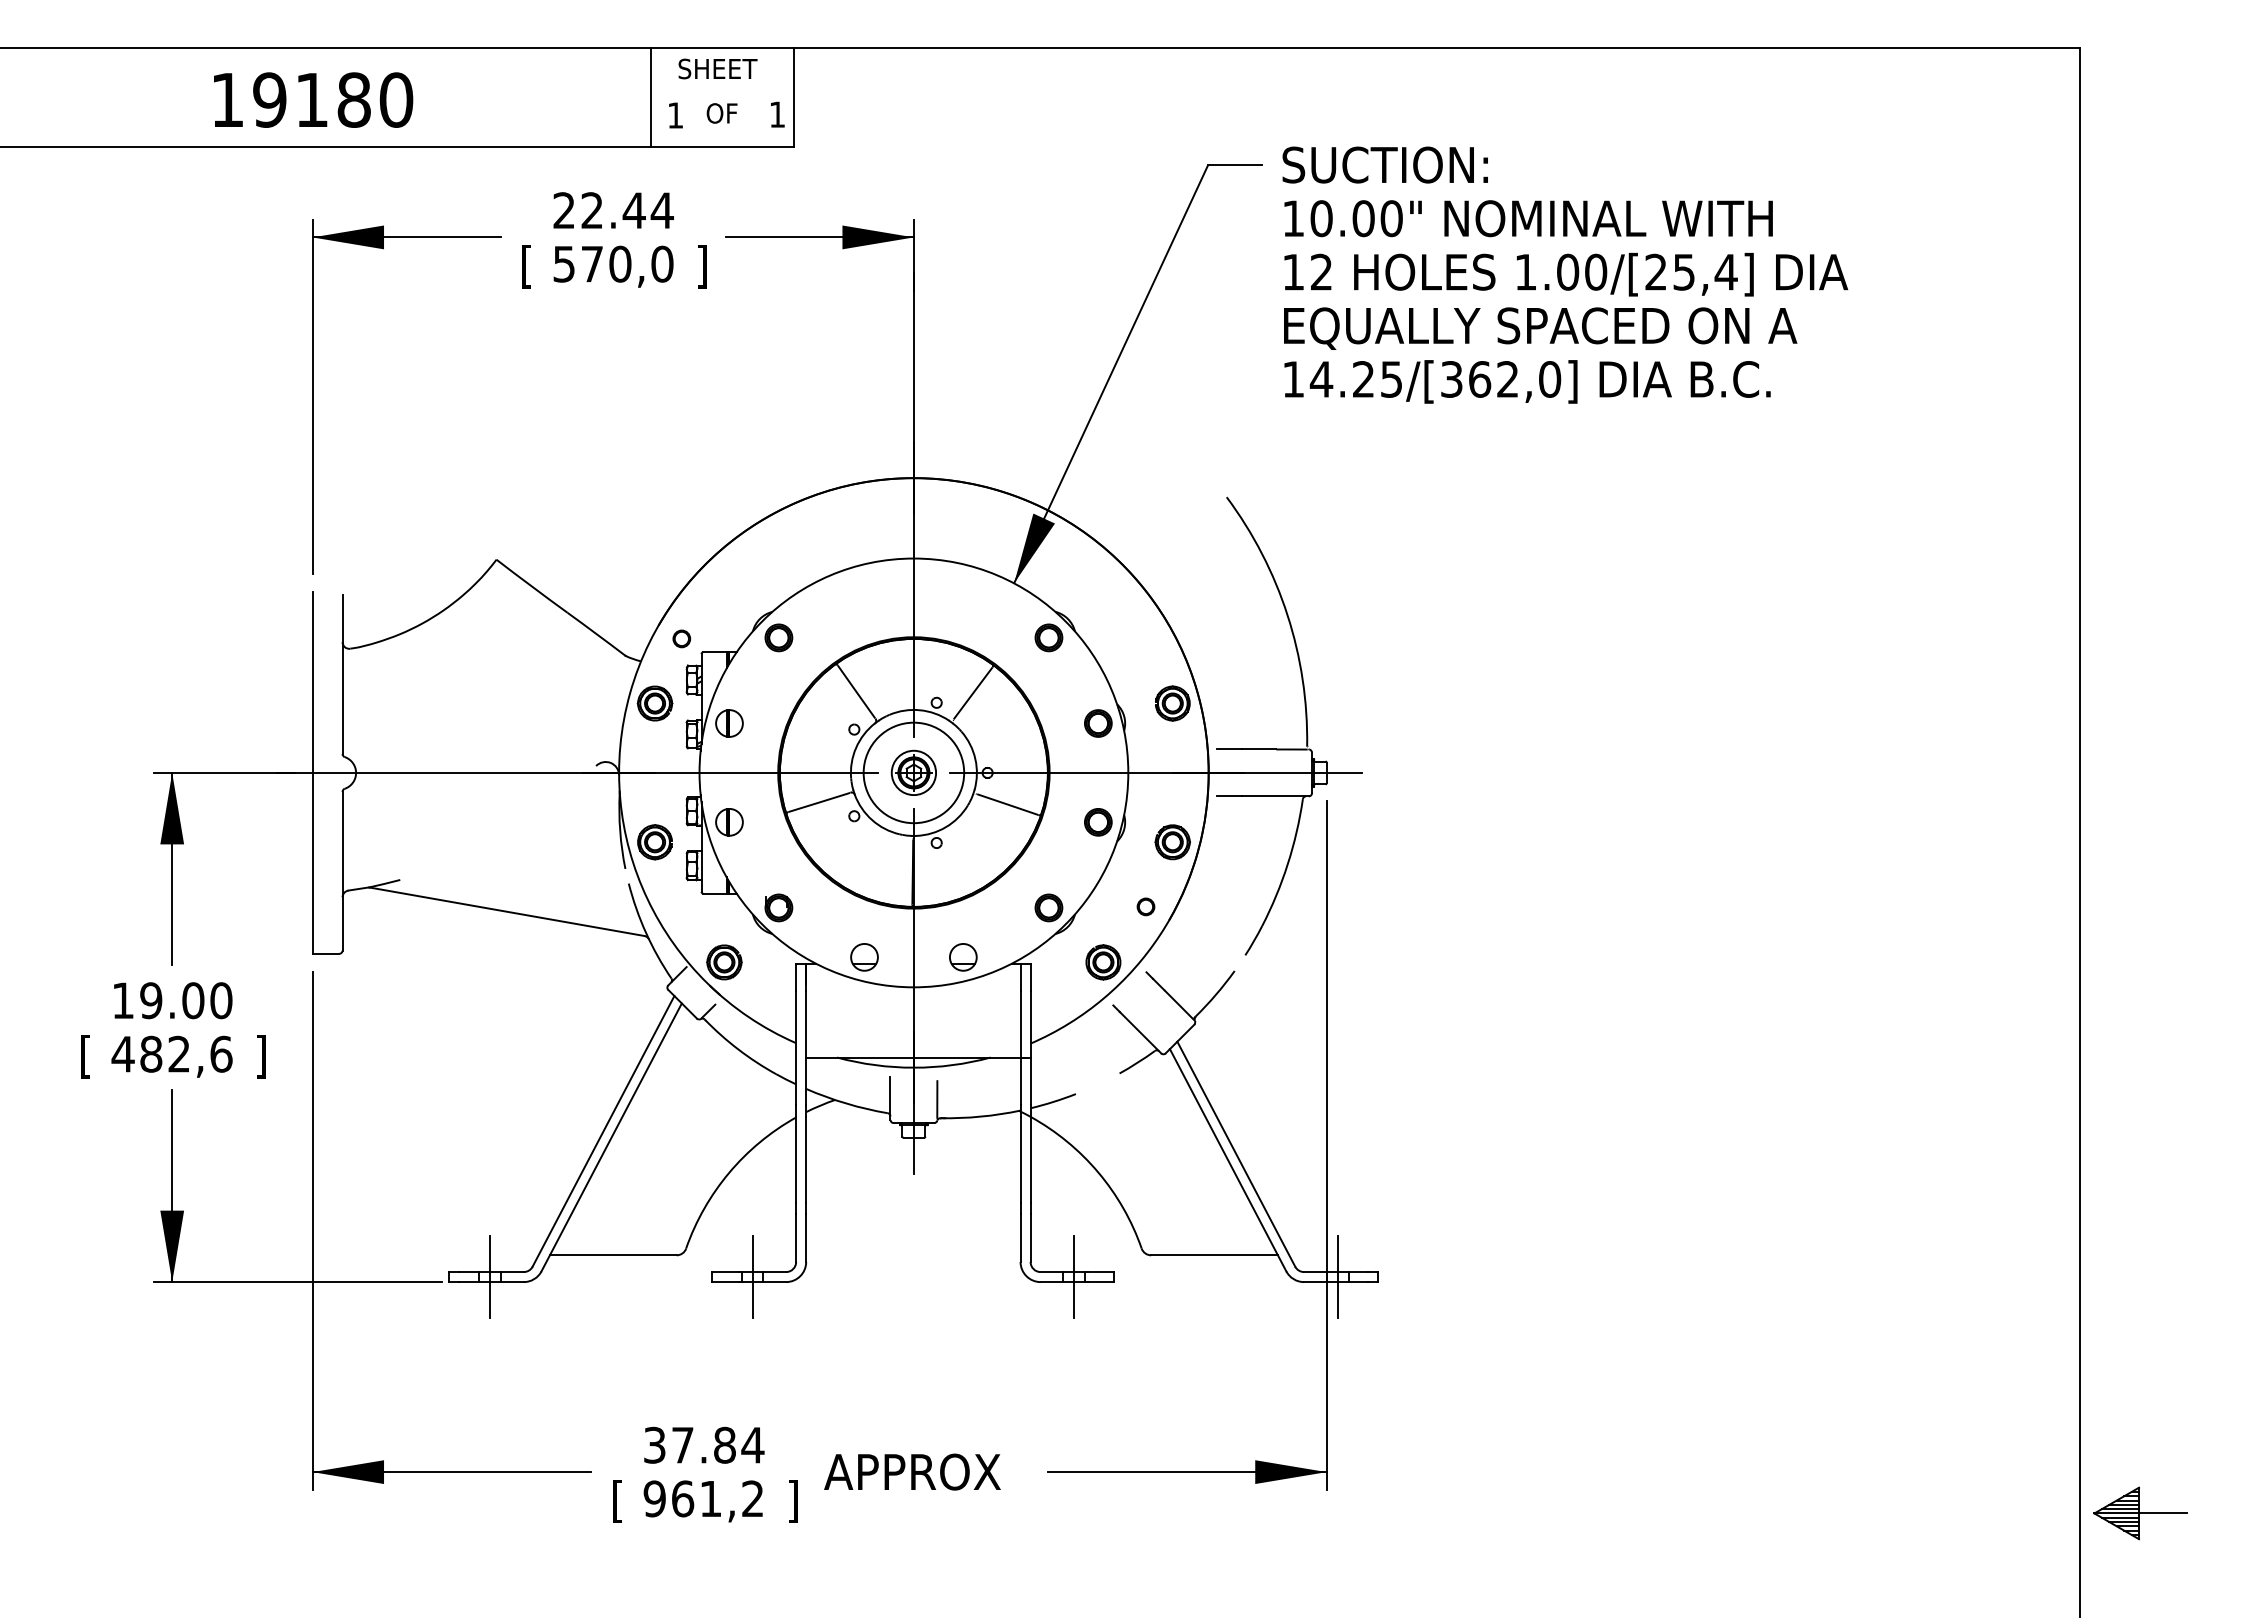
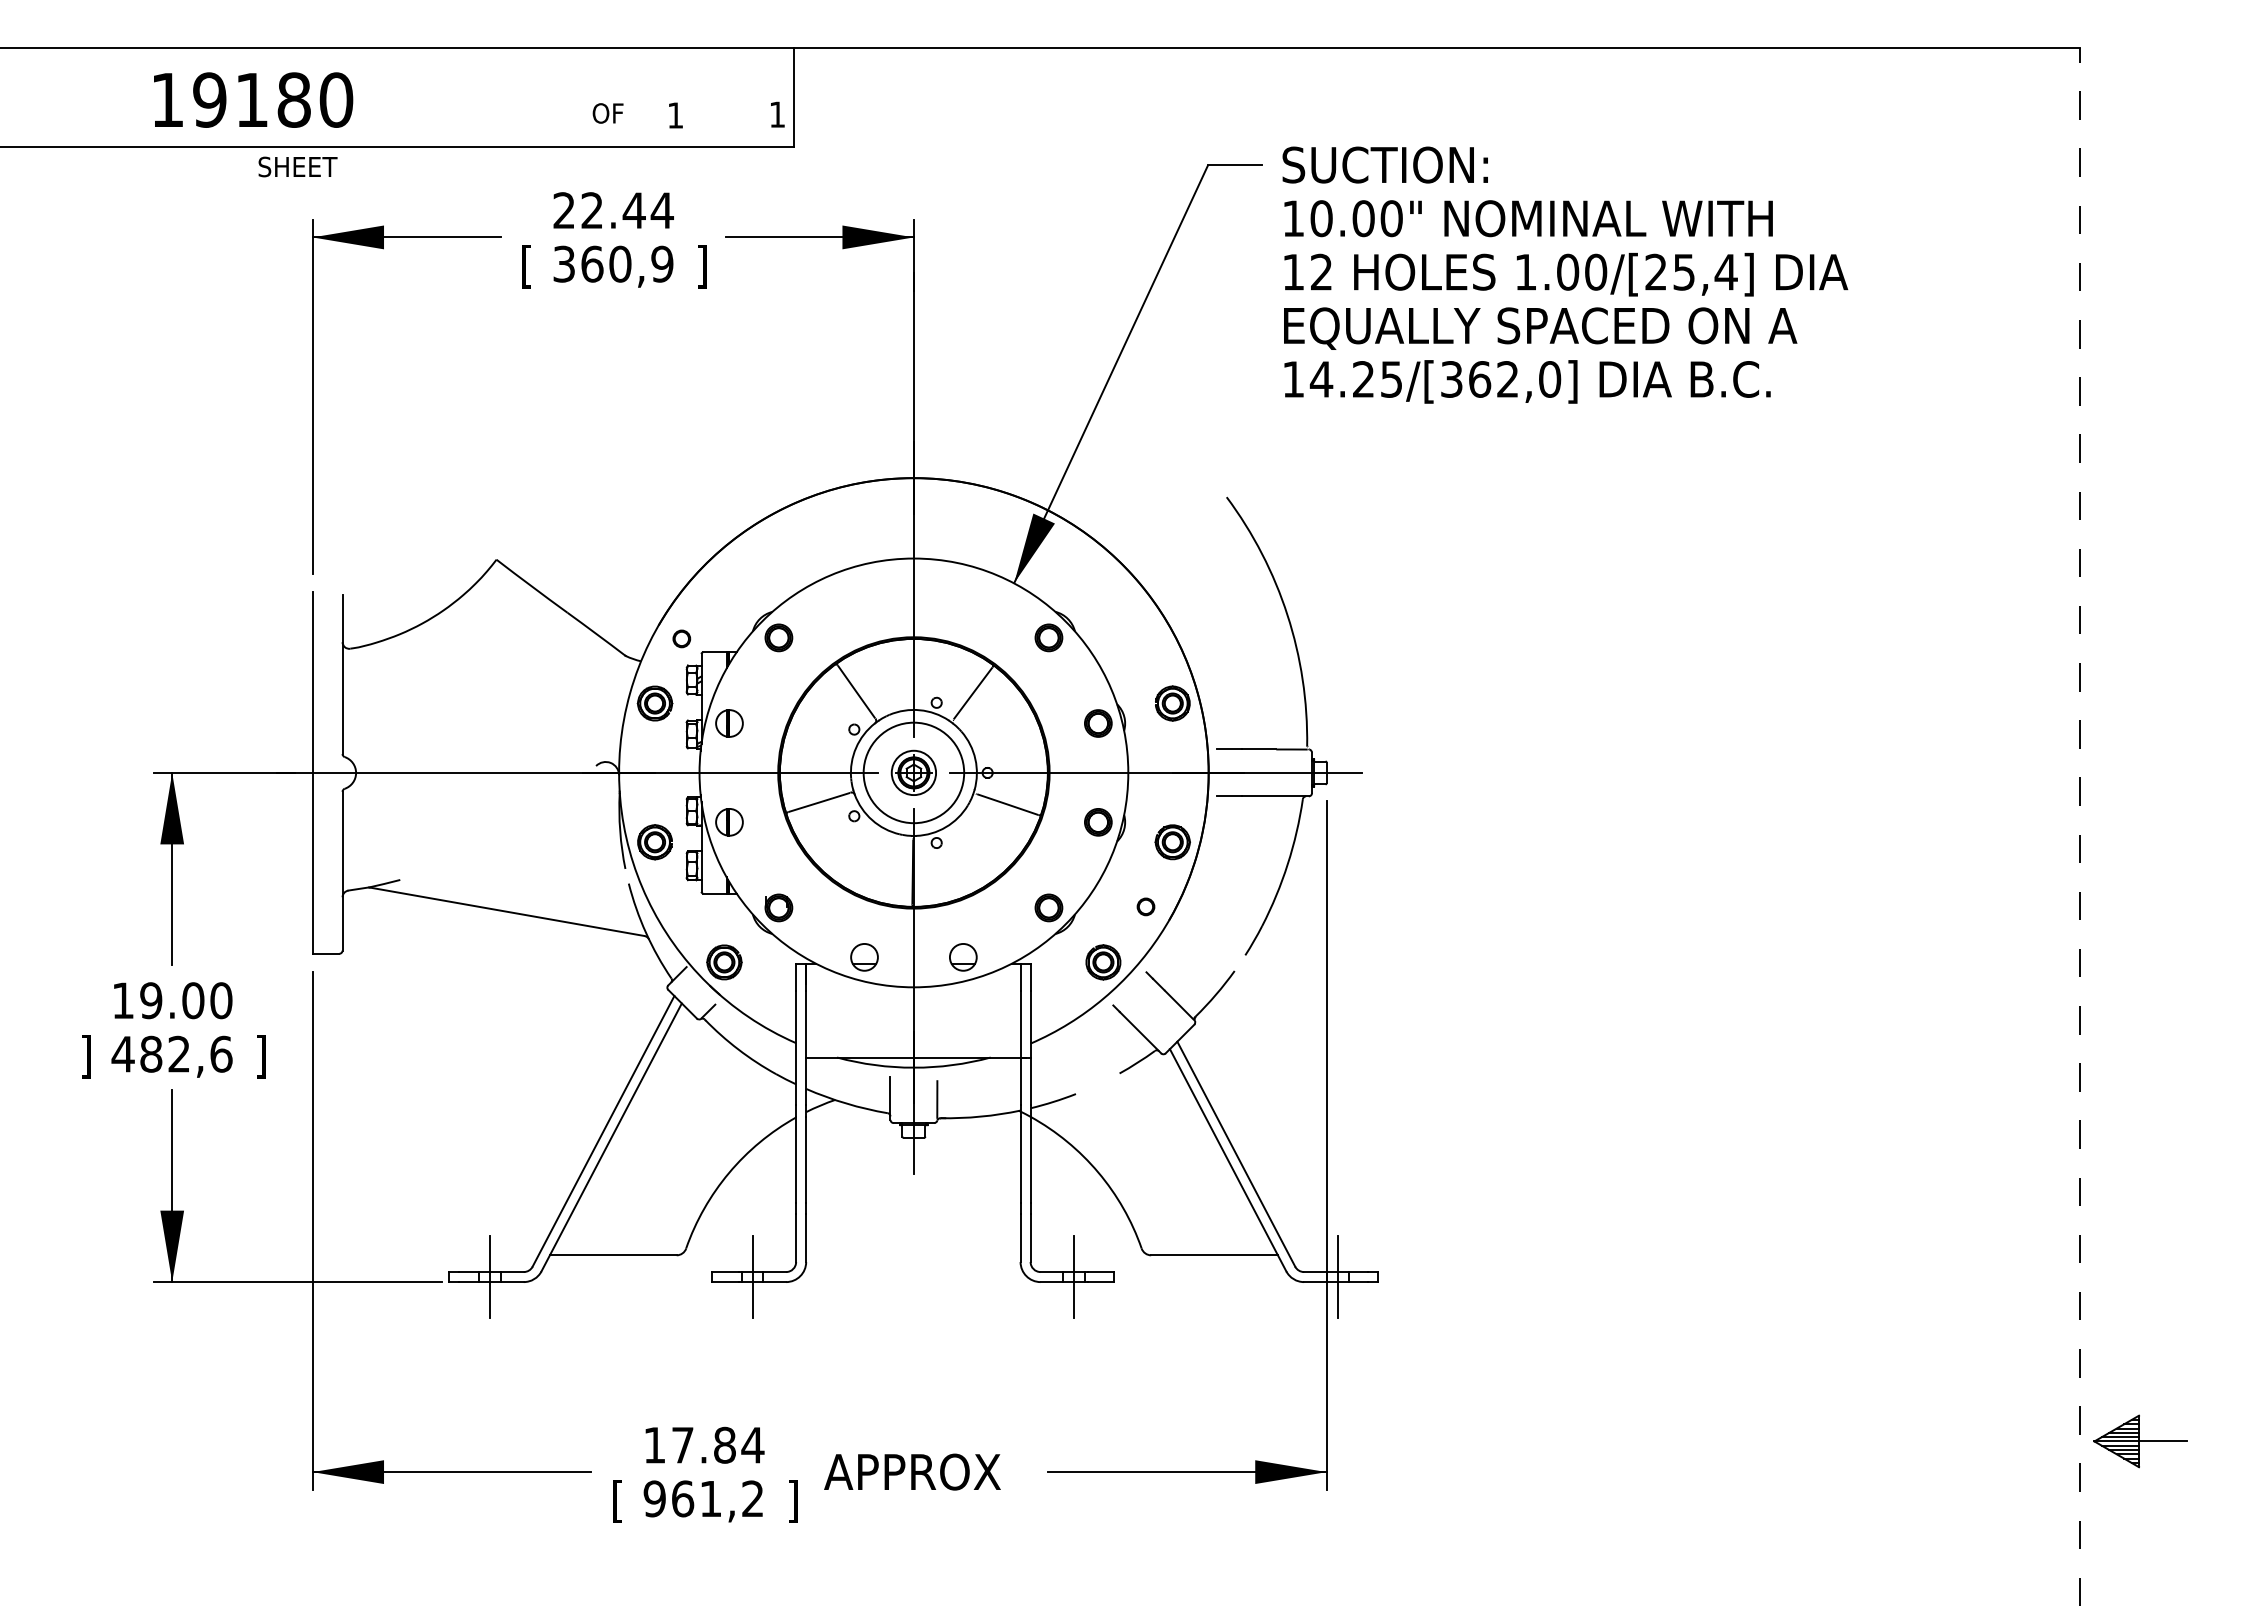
text position: (717, 68) -> (297, 166) (297, 166)
line: present -> none (650, 97)
text position: (313, 99) -> (253, 99) (253, 99)
text position: (721, 113) -> (607, 113) (607, 113)
text: 570,0 -> 360,9 (613, 263)
line: solid -> dashed (2080, 833)
text: [ -> ] (85, 1056)
text: 37.84 -> 17.84 (654, 1444)
part position: (2140, 1513) -> (2140, 1441) (2140, 1441)
